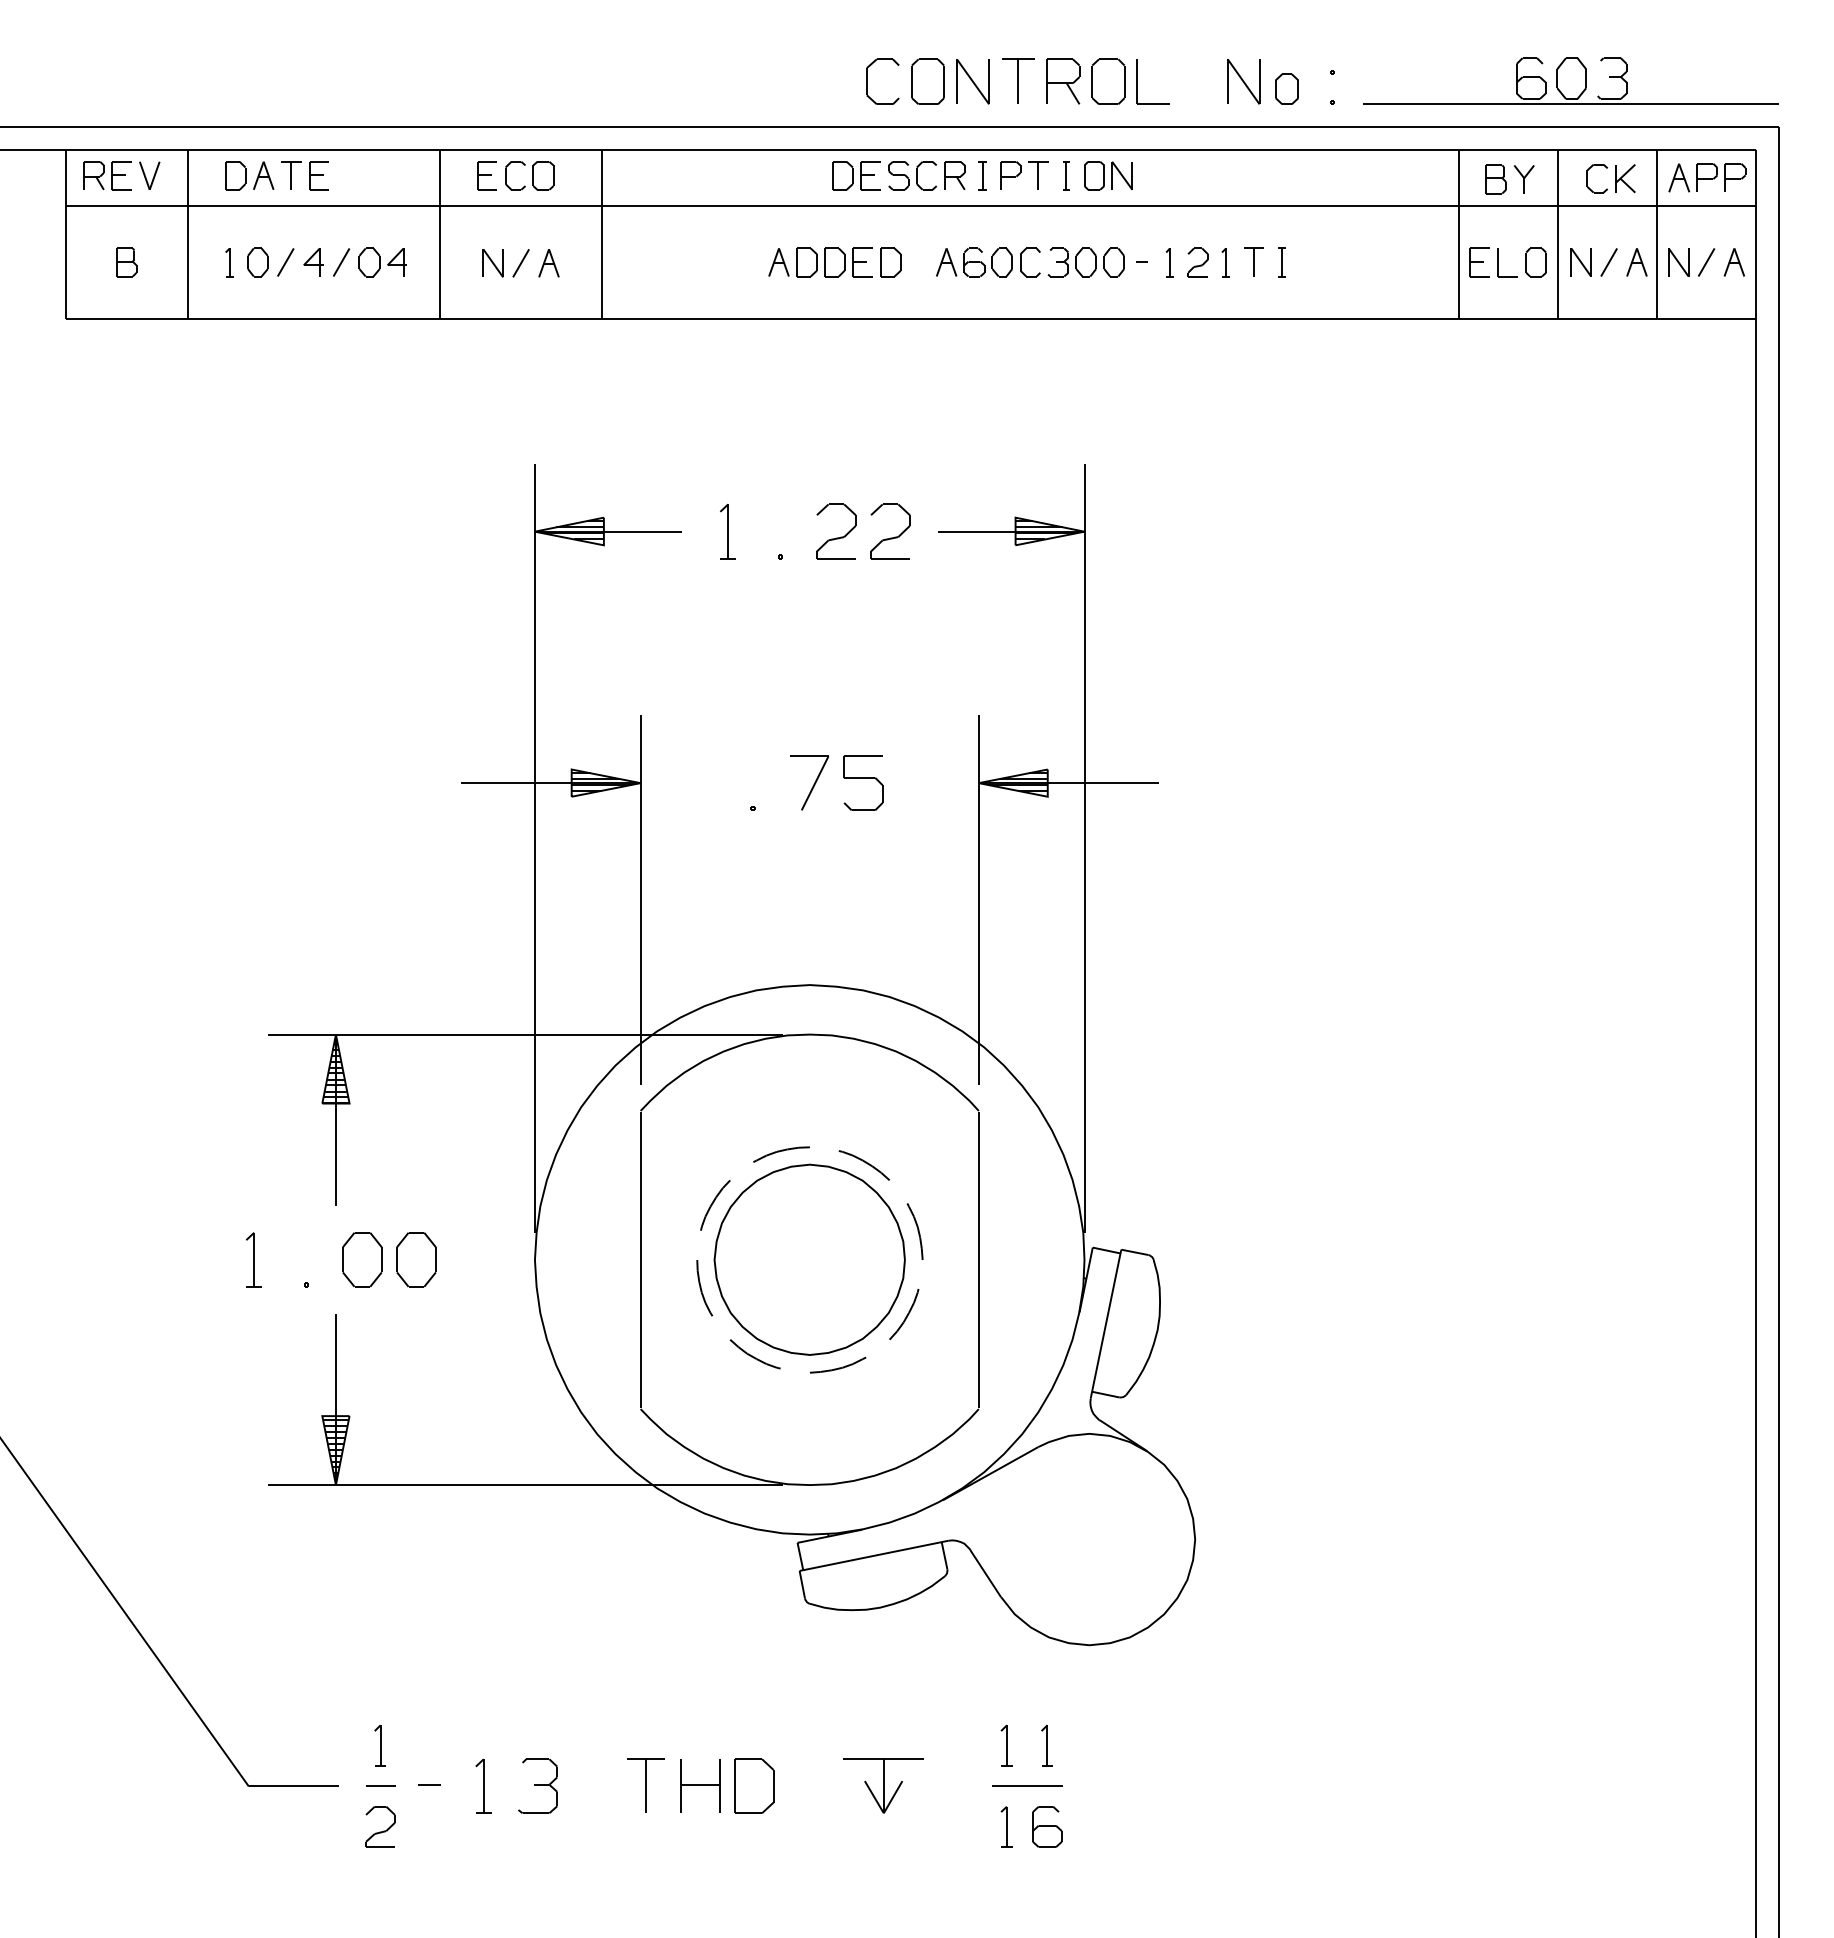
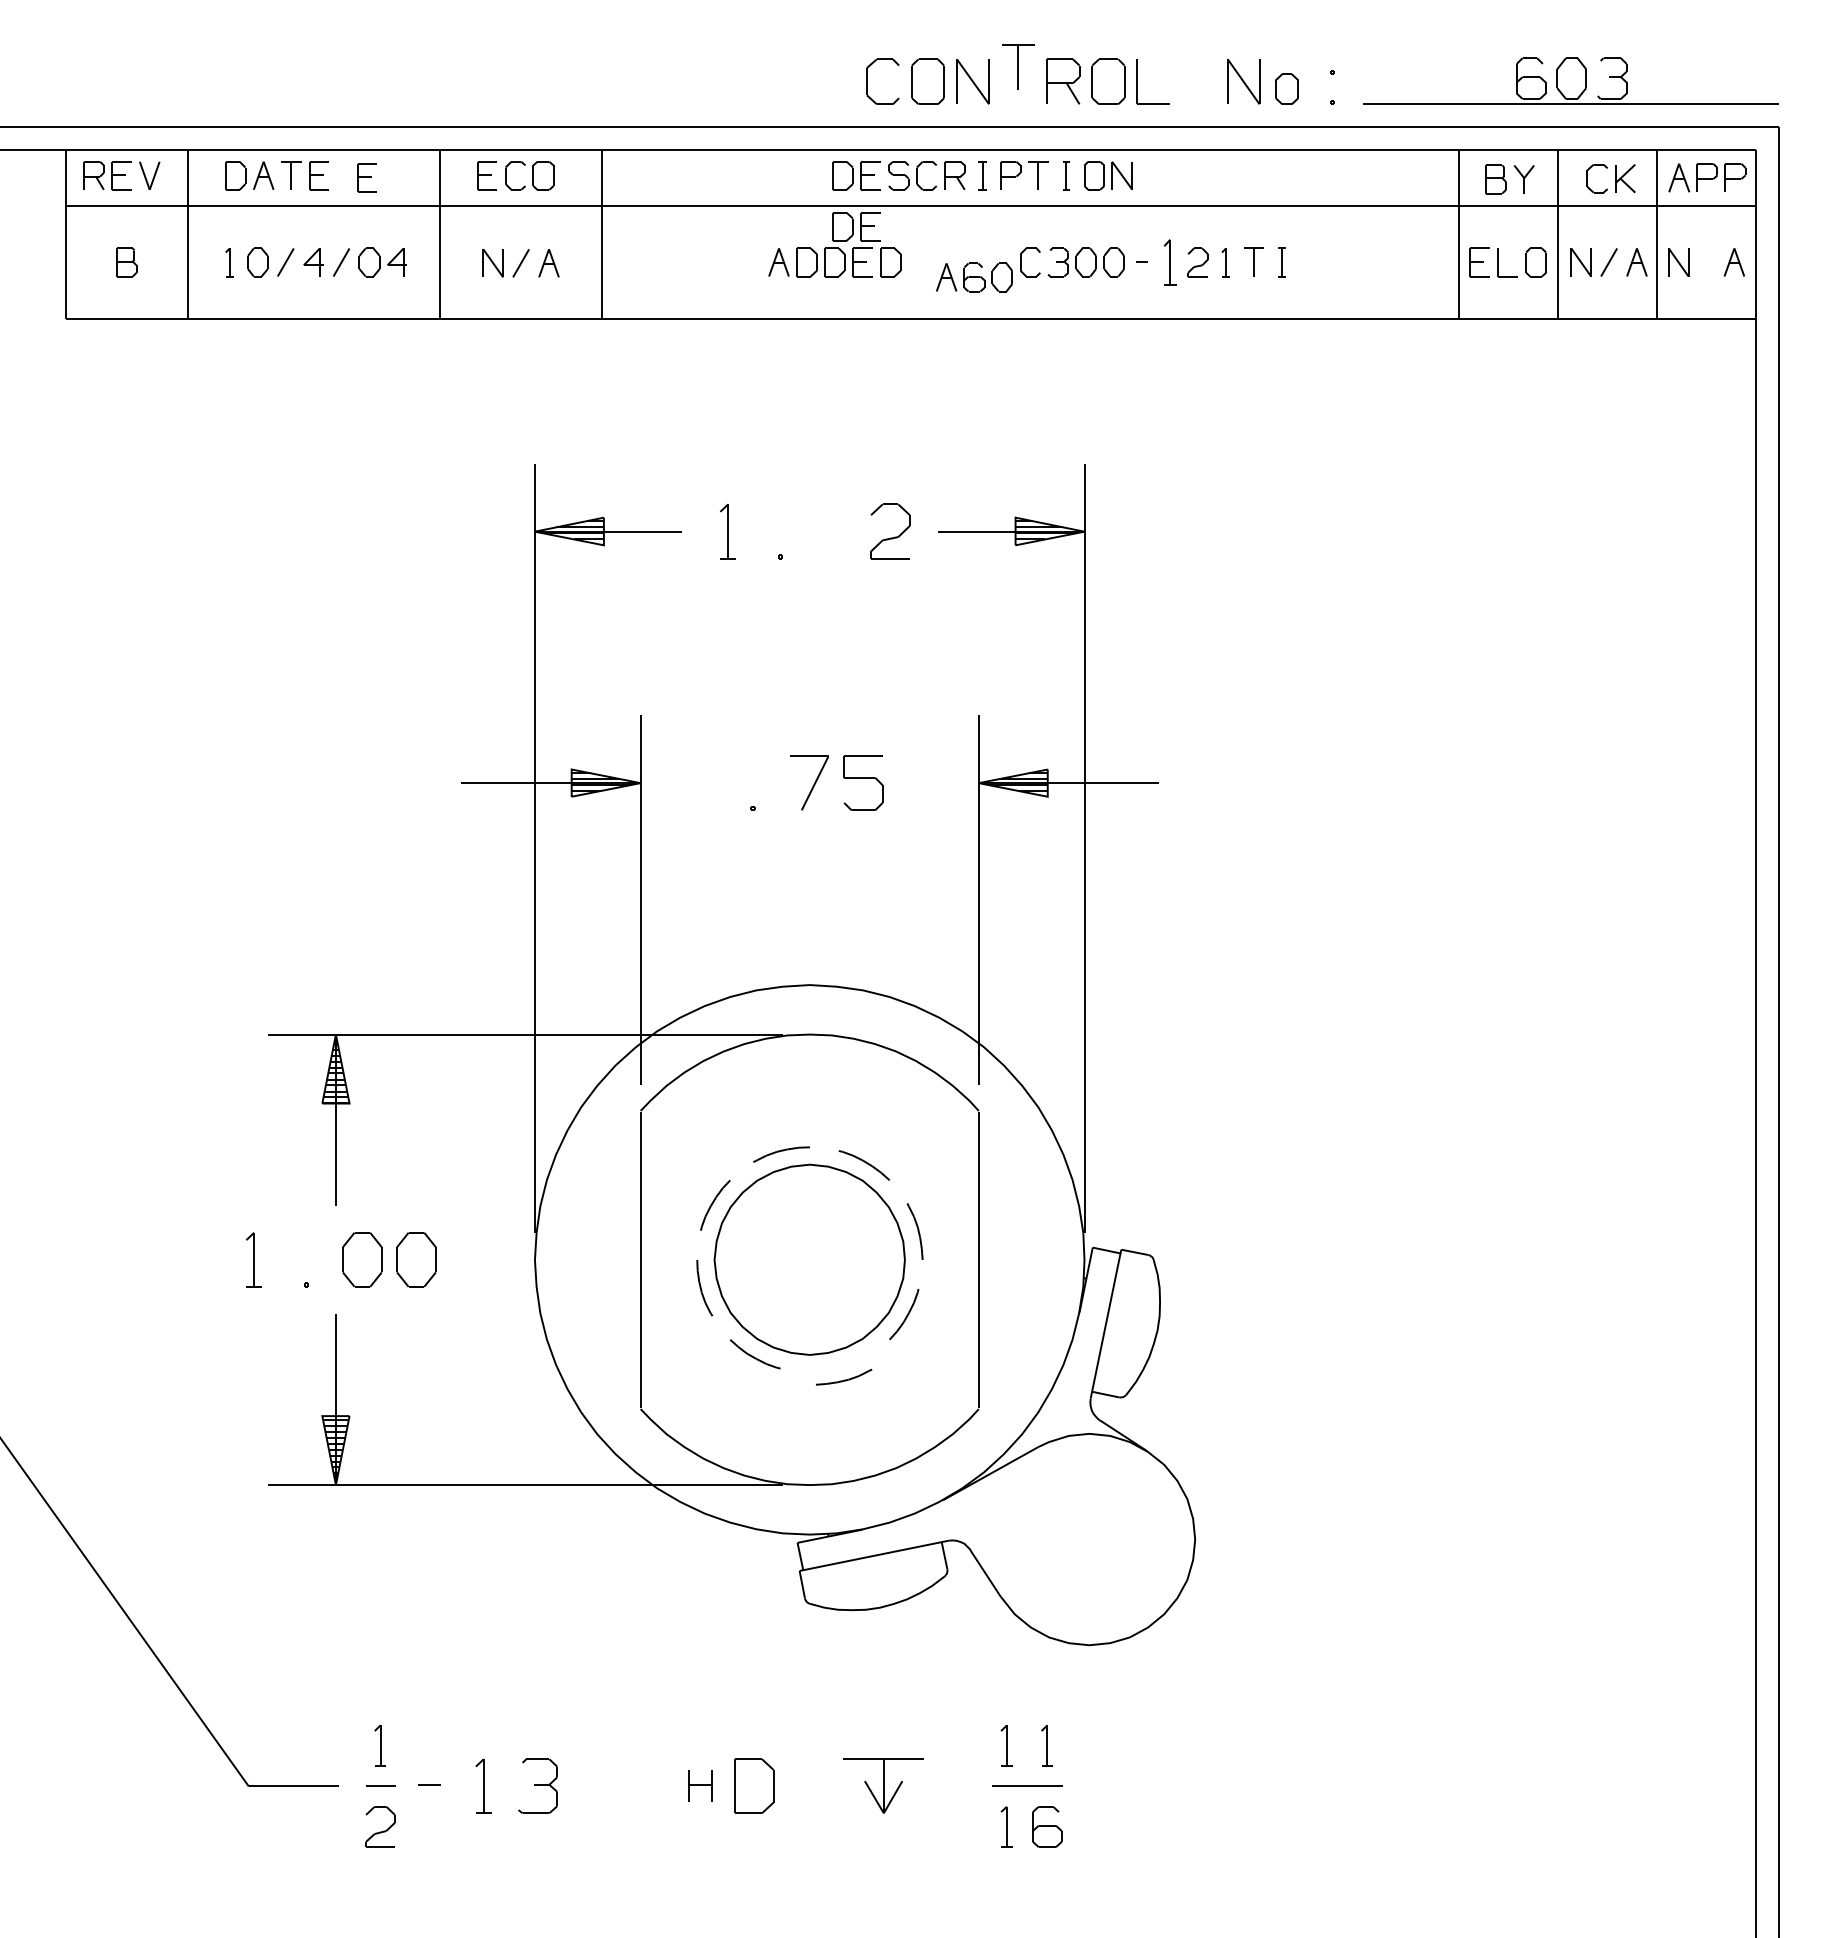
part position: (1018, 80) -> (1018, 66) (1018, 66)
part: none -> present (366, 177)
part: none -> present (856, 226)
part position: (974, 262) -> (974, 277) (974, 277)
part size: 9x30 px -> 14x47 px (1169, 262)
line: present -> none (1706, 262)
part: present -> none (836, 531)
part position: (838, 1364) -> (844, 1376) (844, 1376)
part: present -> none (645, 1785)
part size: 41x54 px -> 25x32 px (700, 1785)
